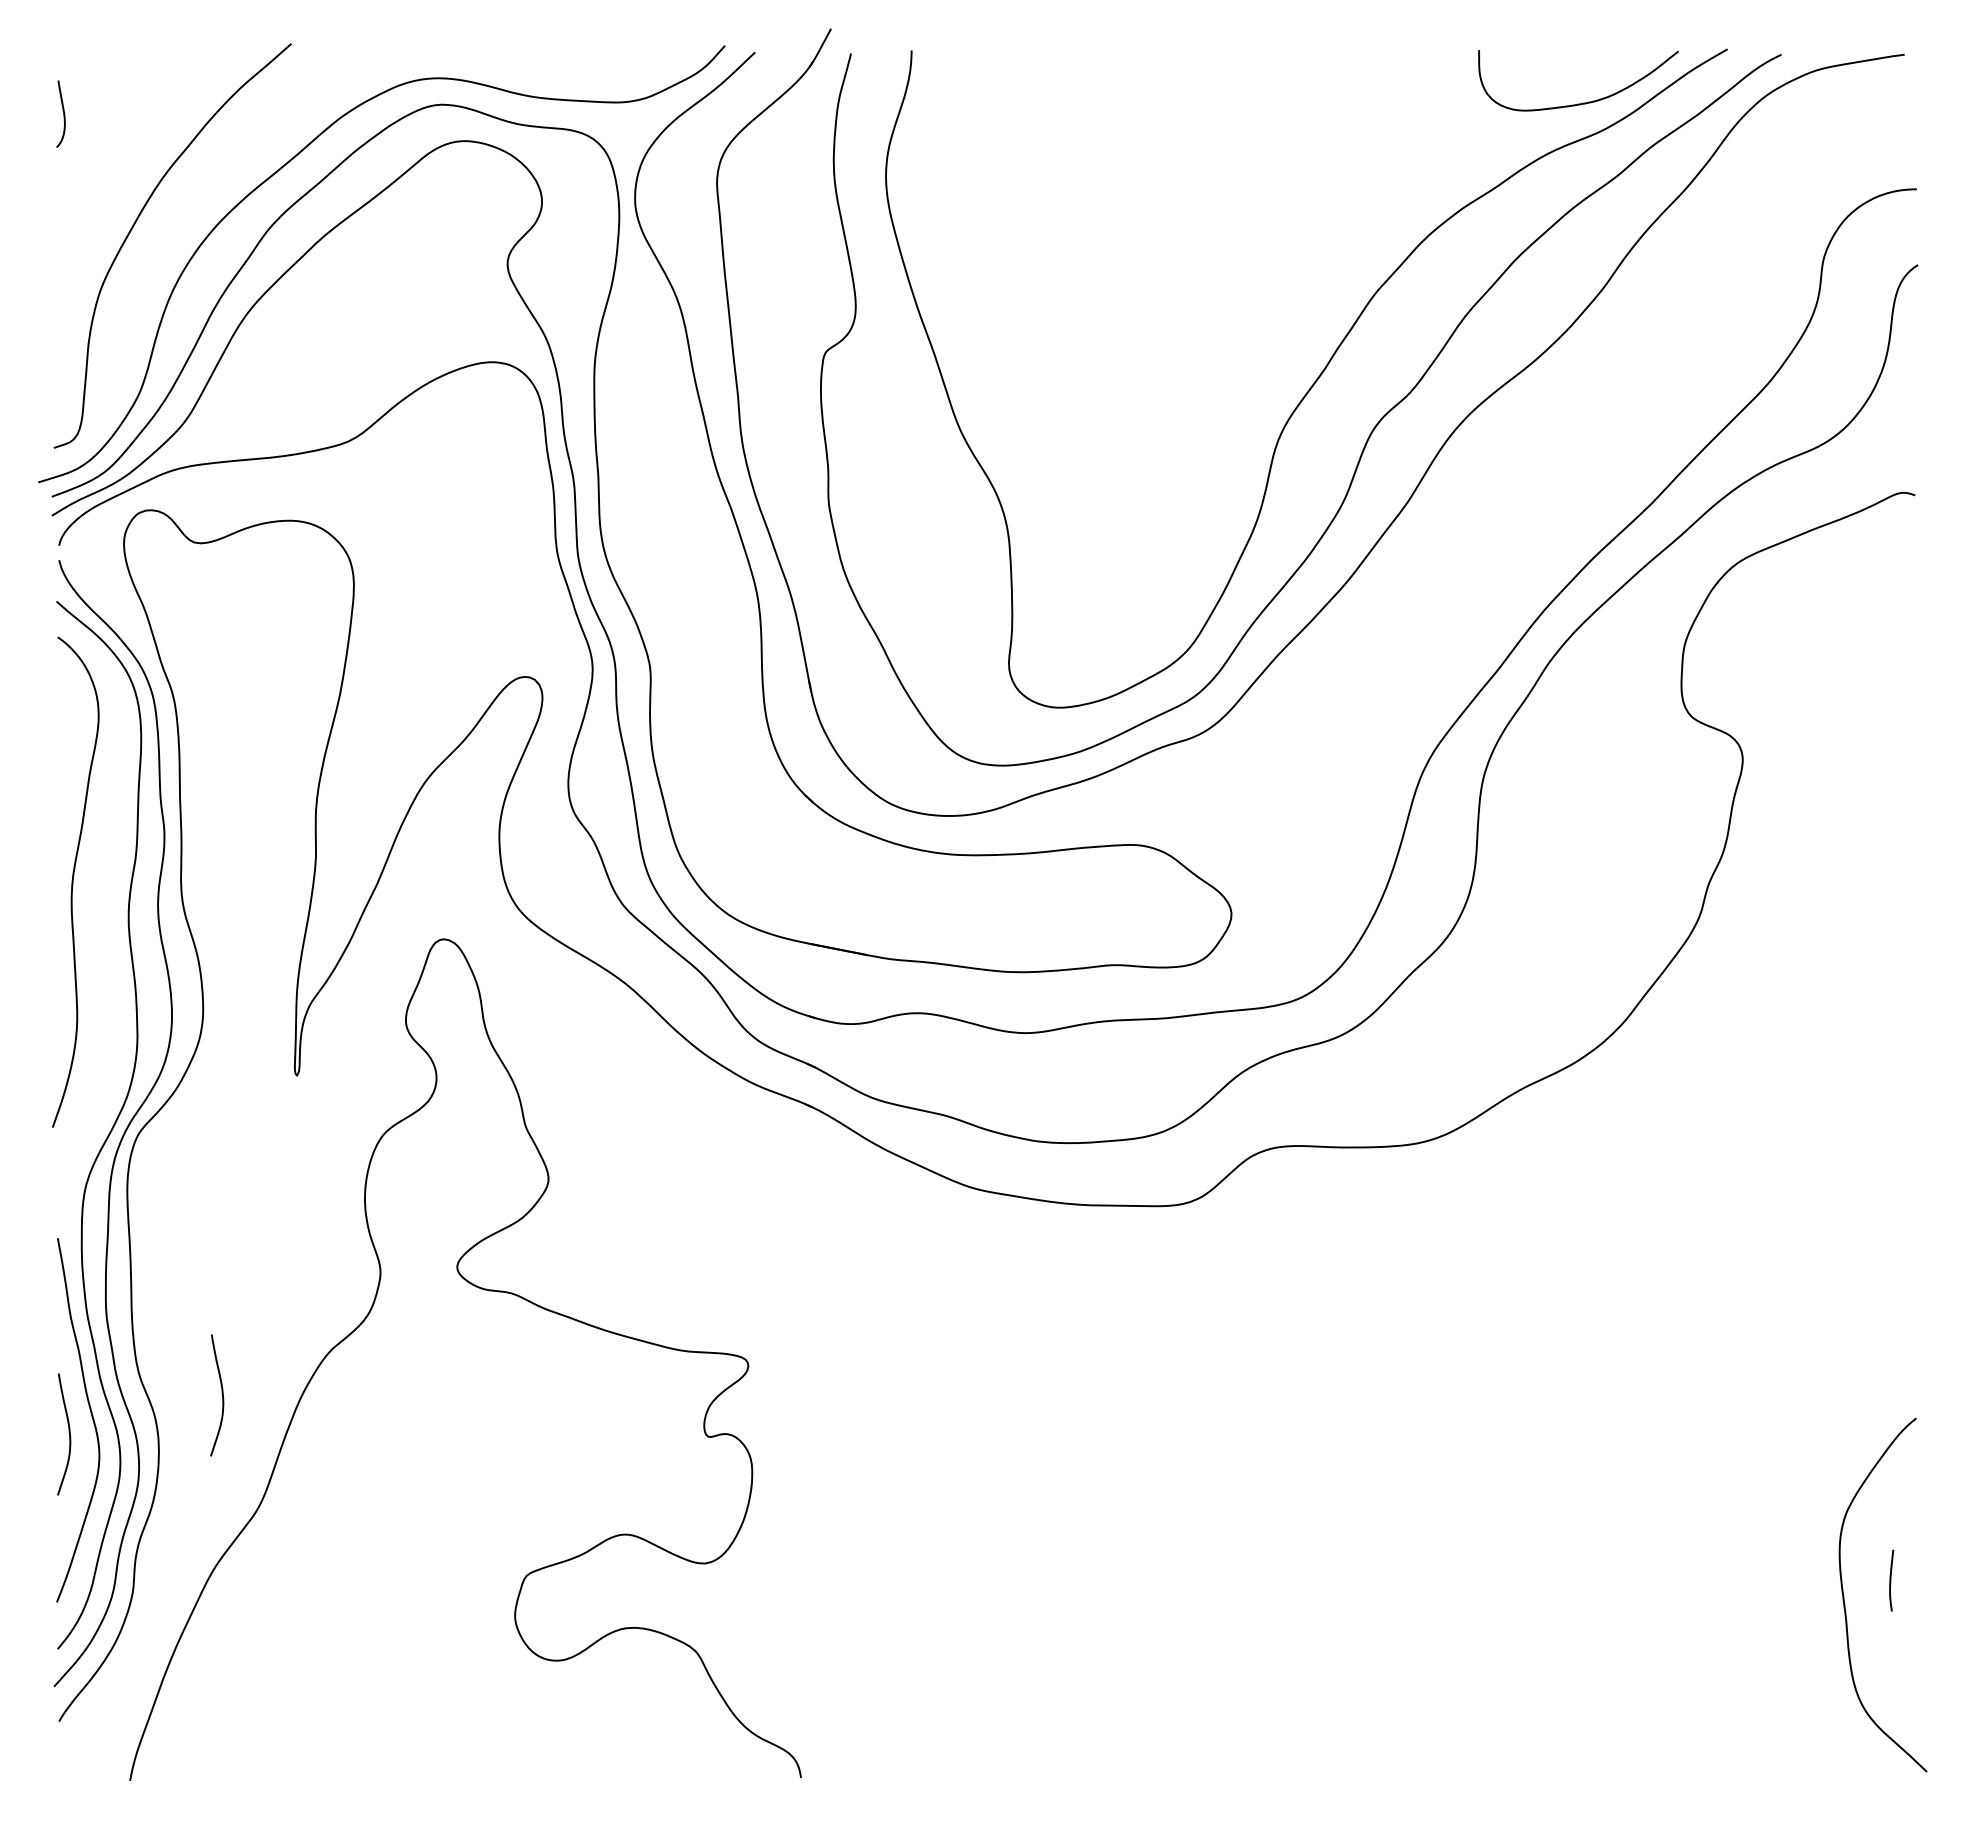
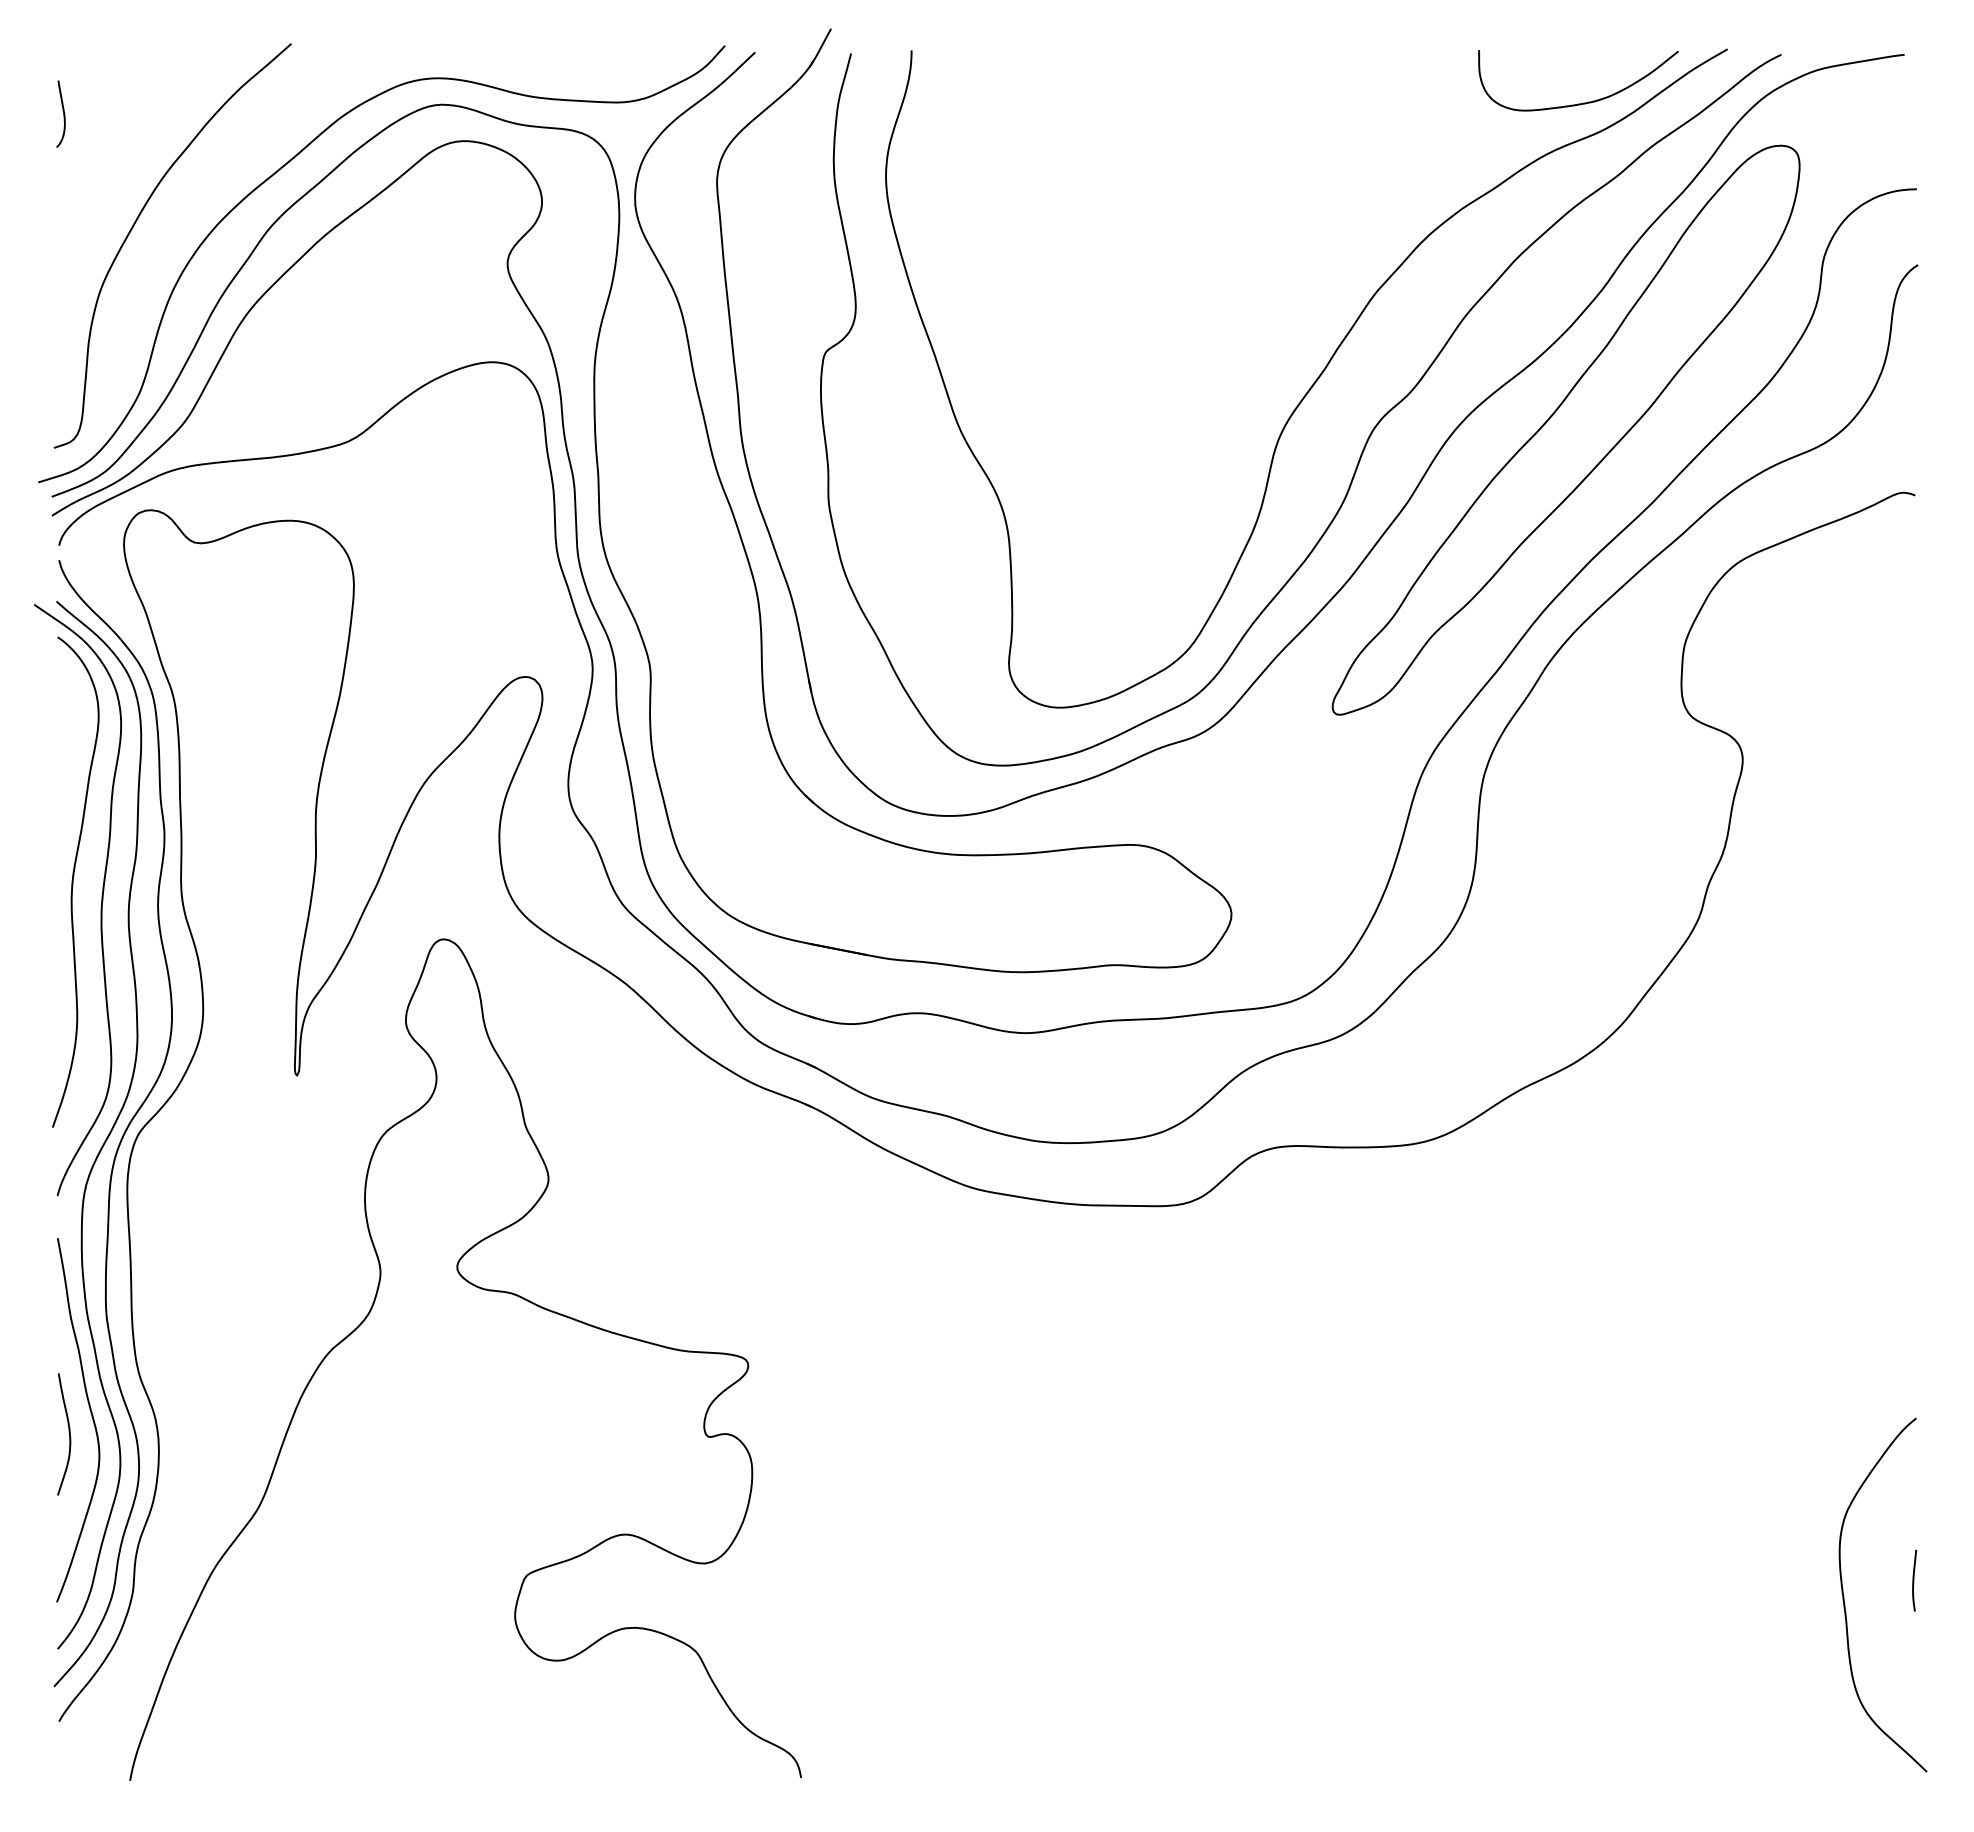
part: none -> present (1565, 429)
curve: none -> present (101, 899)
curve: present -> none (221, 1393)
curve position: (1891, 1580) -> (1914, 1580) (1914, 1580)
